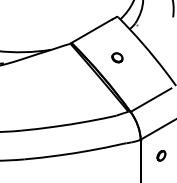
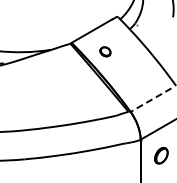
part position: (117, 57) -> (105, 51) (105, 51)
line: solid -> dashed (151, 100)
part size: 11x12 px -> 15x18 px (161, 155)
